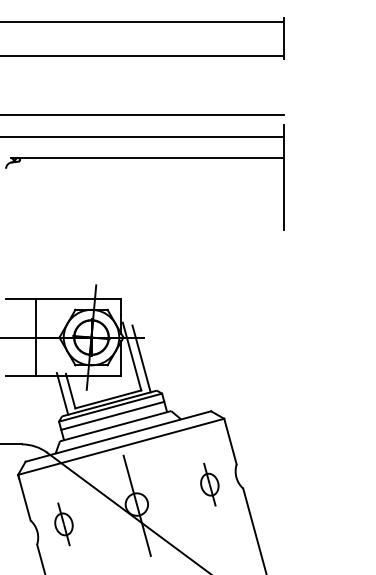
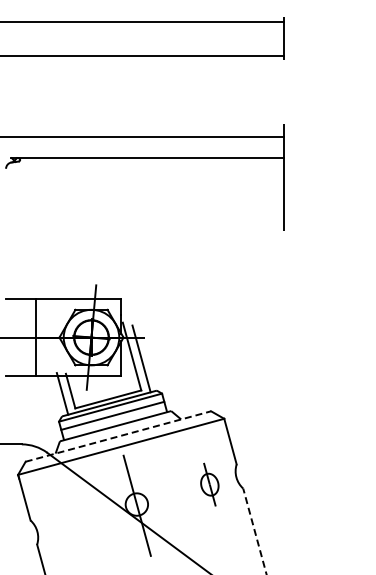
line: present -> none (142, 115)
line: solid -> dashed (118, 436)
part: present -> none (63, 524)
line: solid -> dashed (254, 531)
